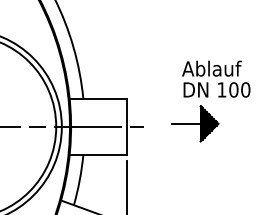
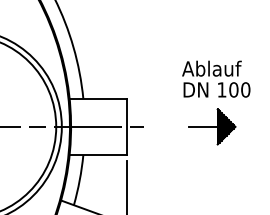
part position: (195, 123) -> (212, 126) (212, 126)
